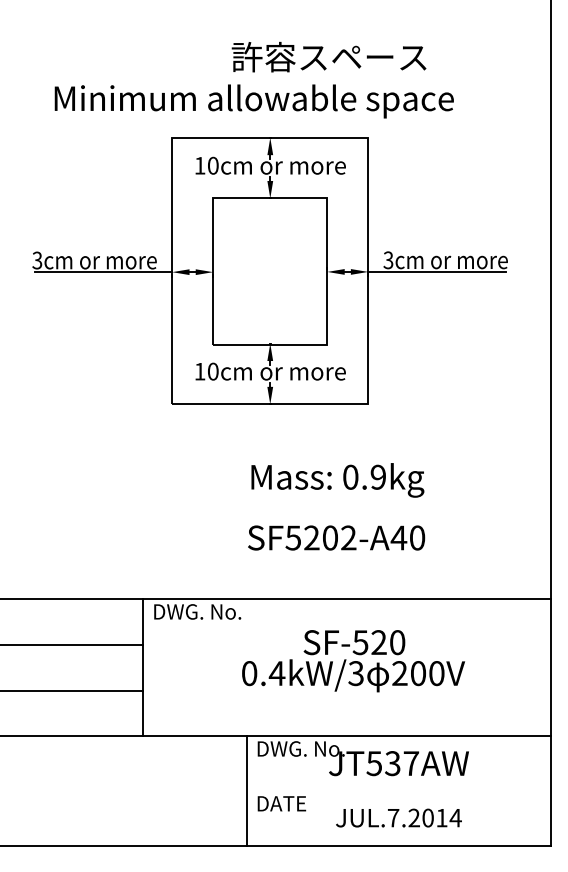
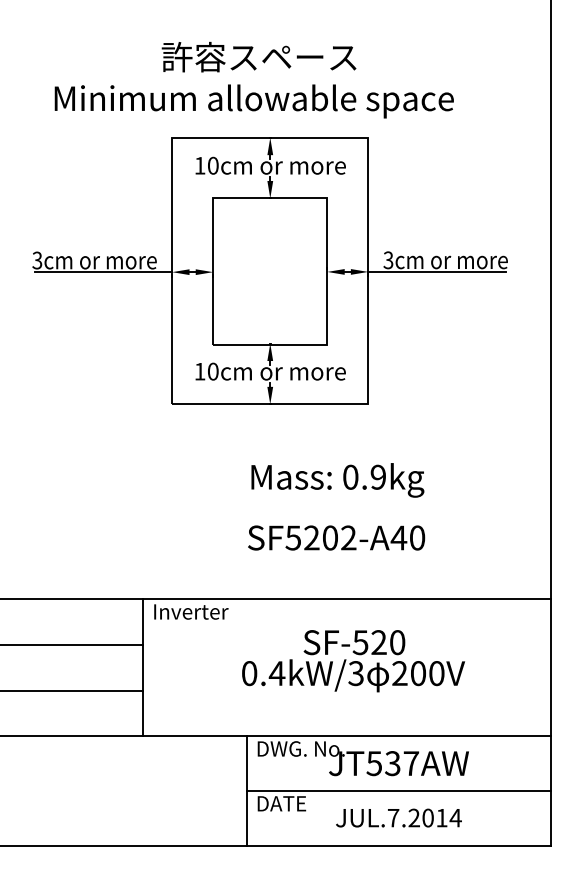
text position: (328, 56) -> (258, 56) (258, 56)
text: DWG. No. -> Inverter (198, 611)
line: none -> present (398, 791)
